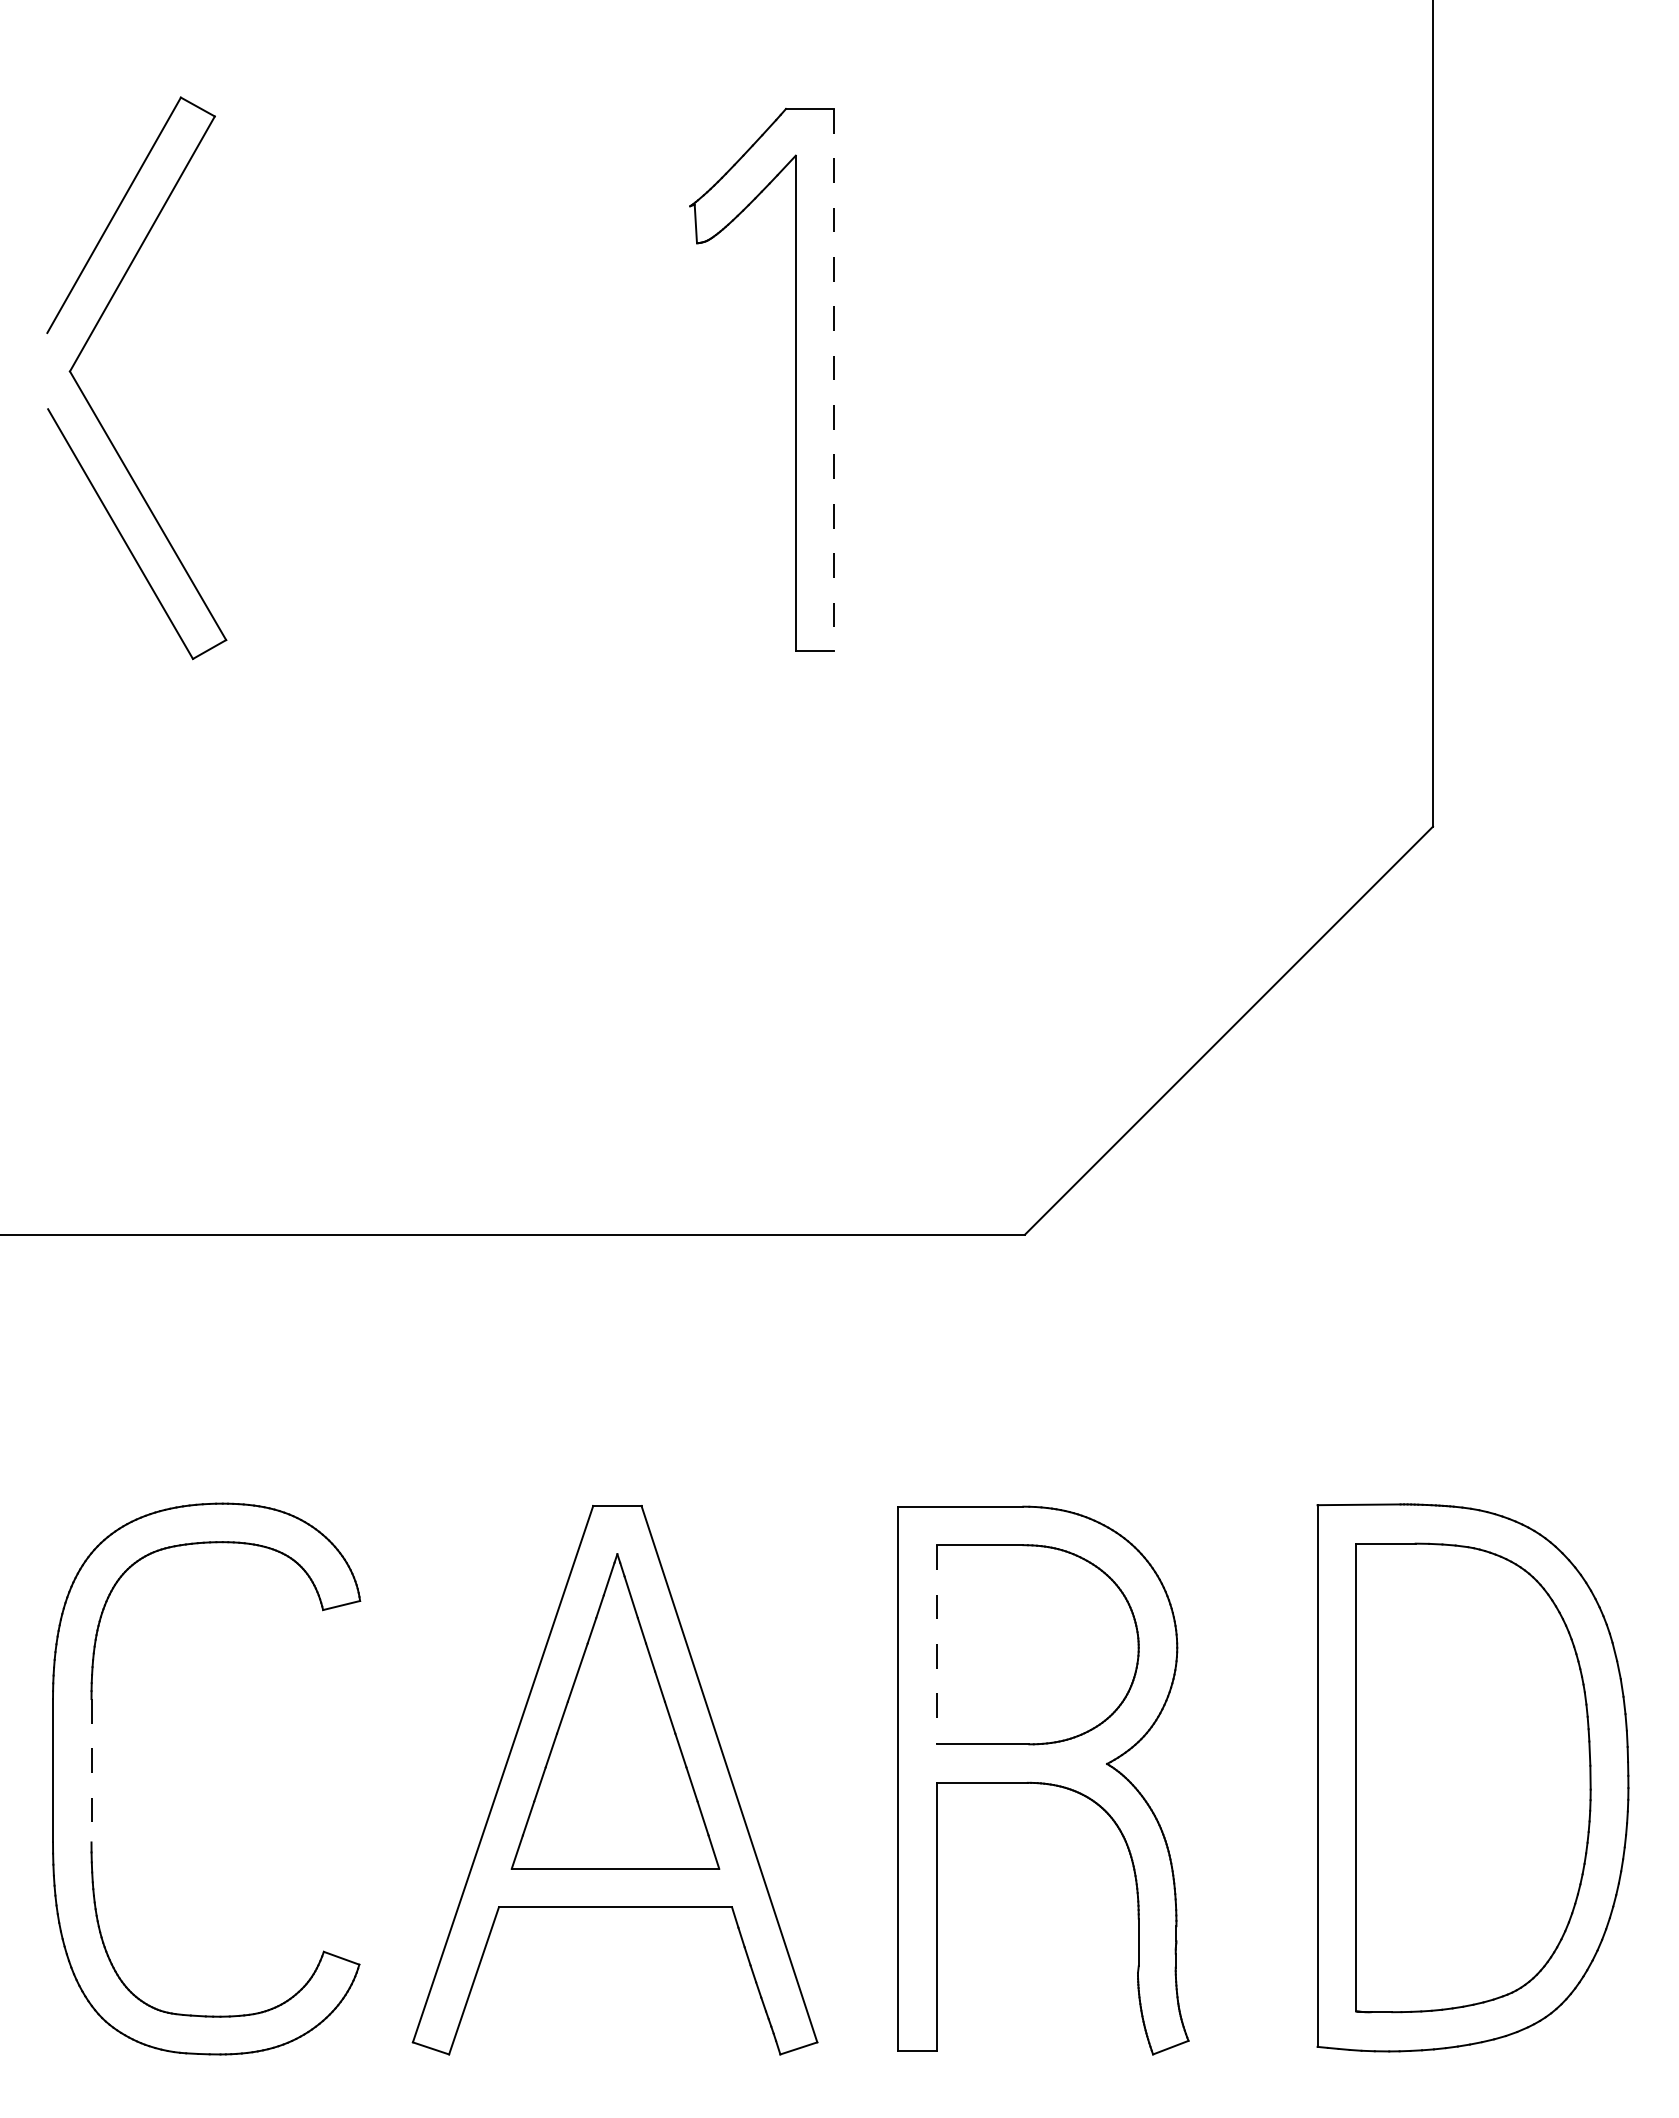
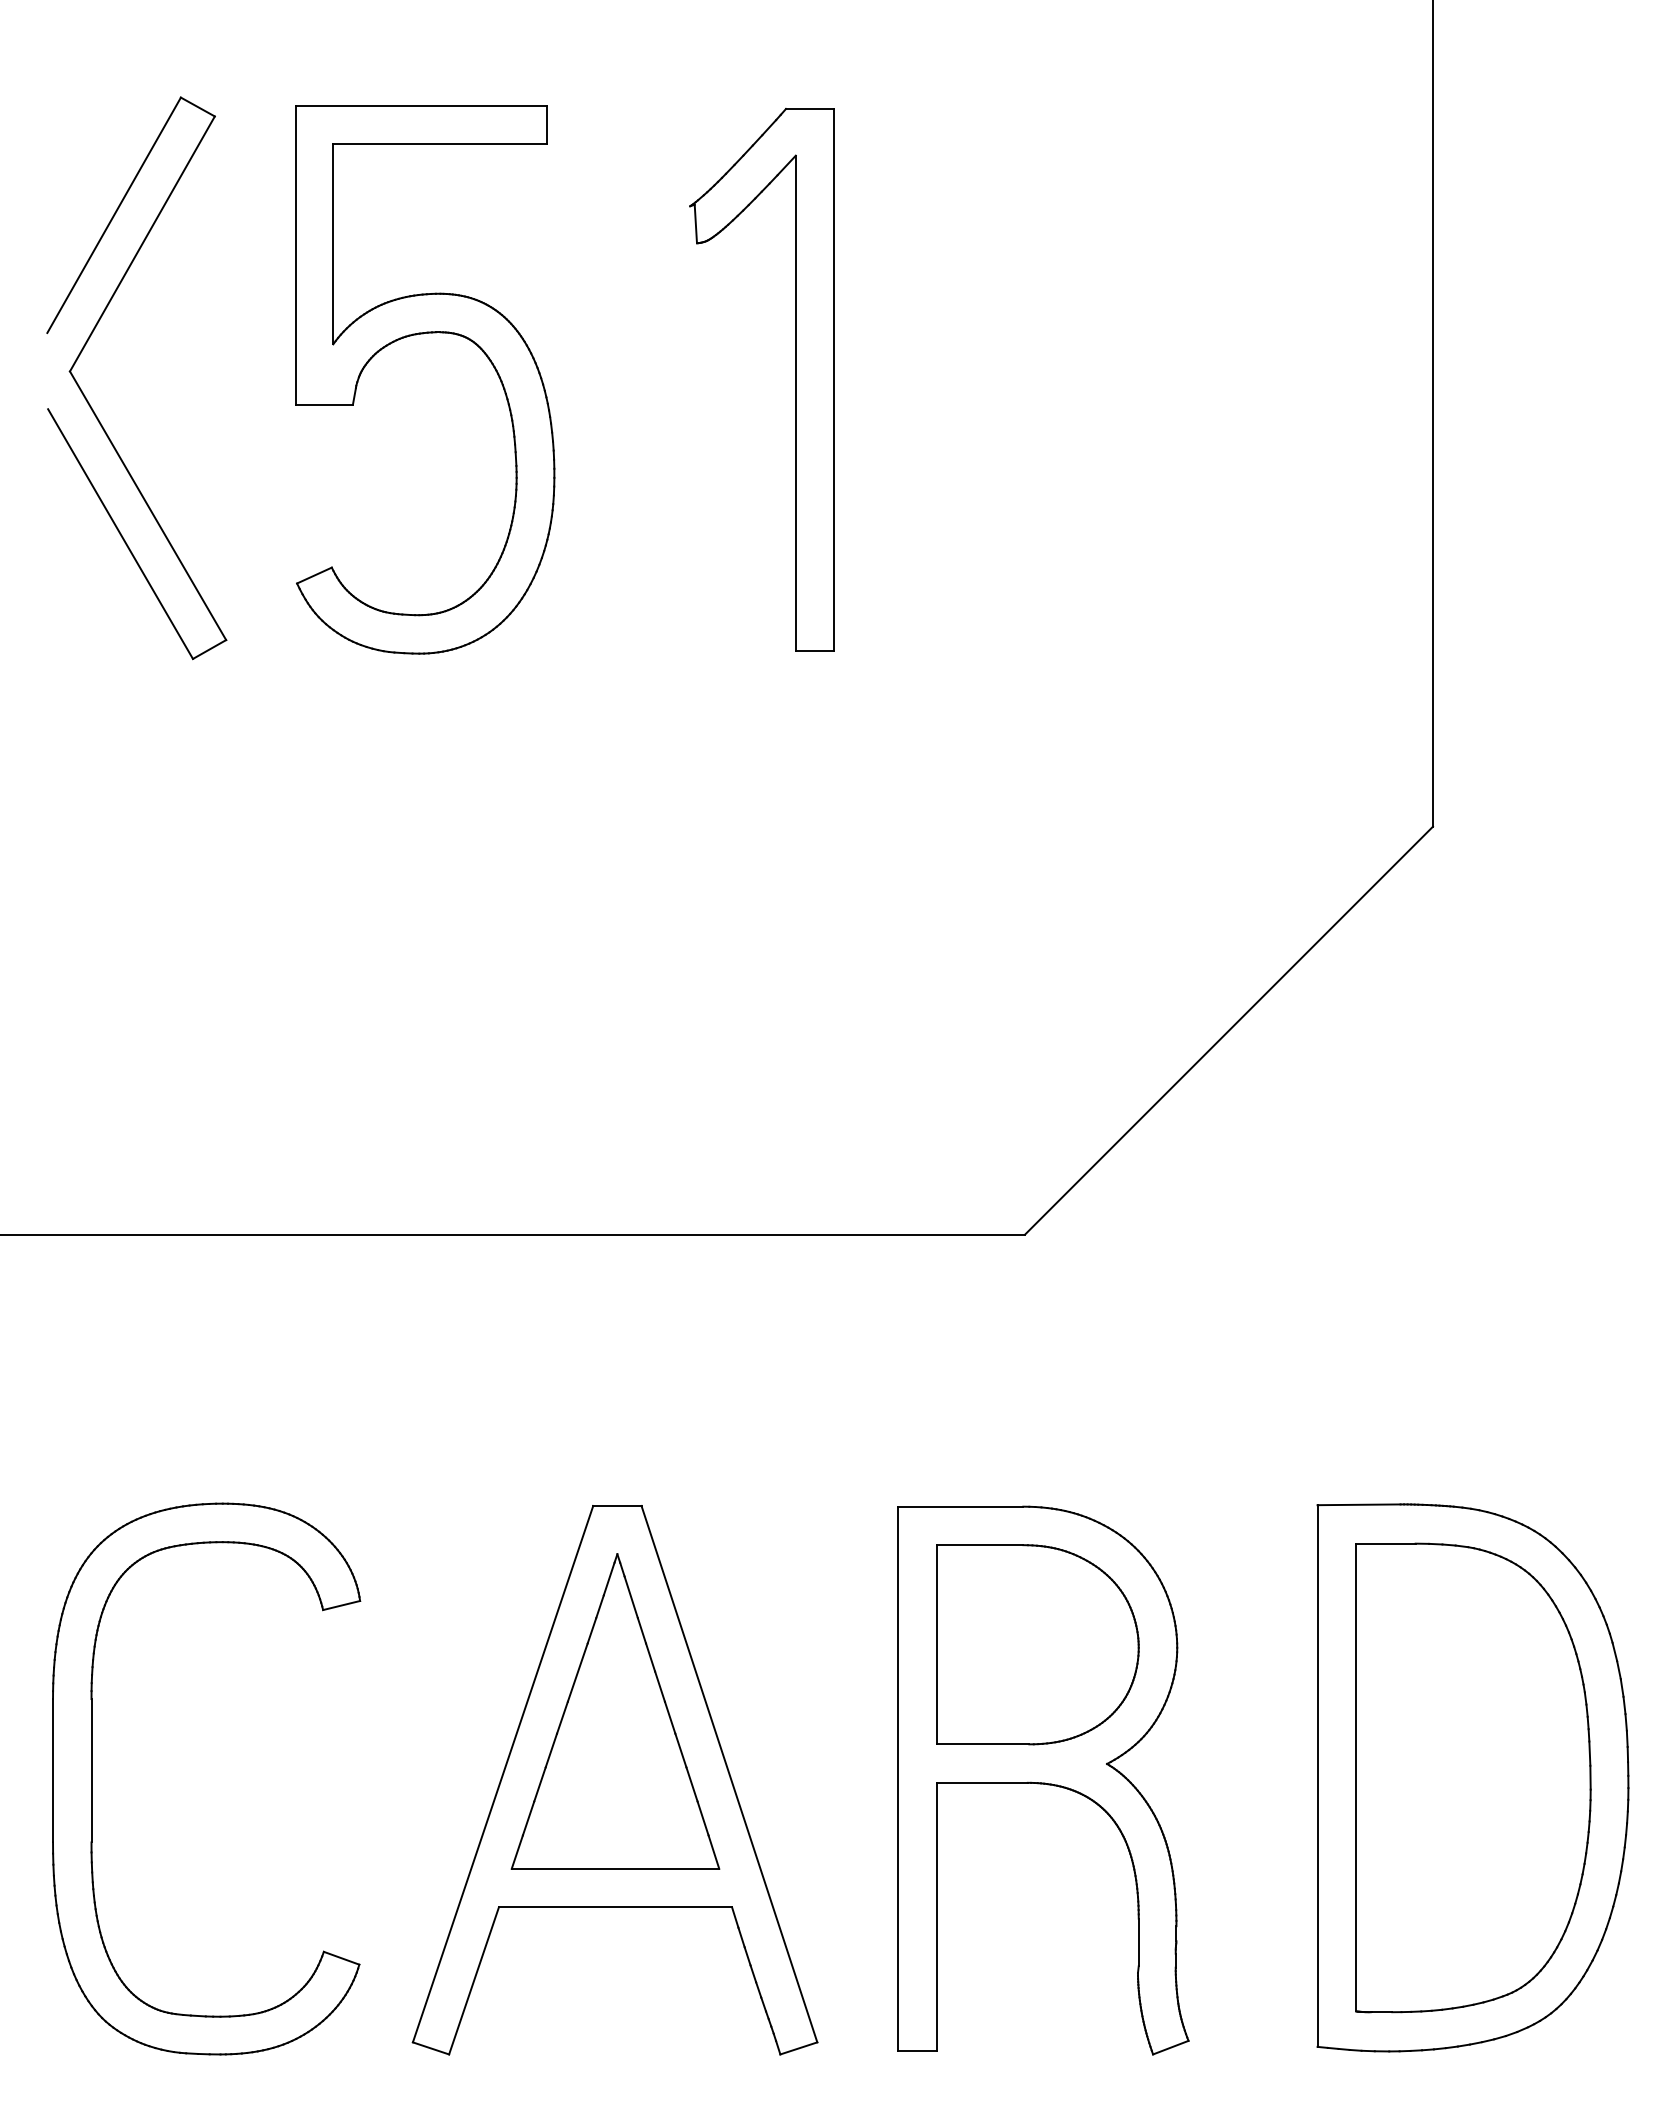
part: none -> present (416, 335)
line: dashed -> solid (833, 379)
line: dashed -> solid (936, 1644)
line: dashed -> solid (91, 1770)
